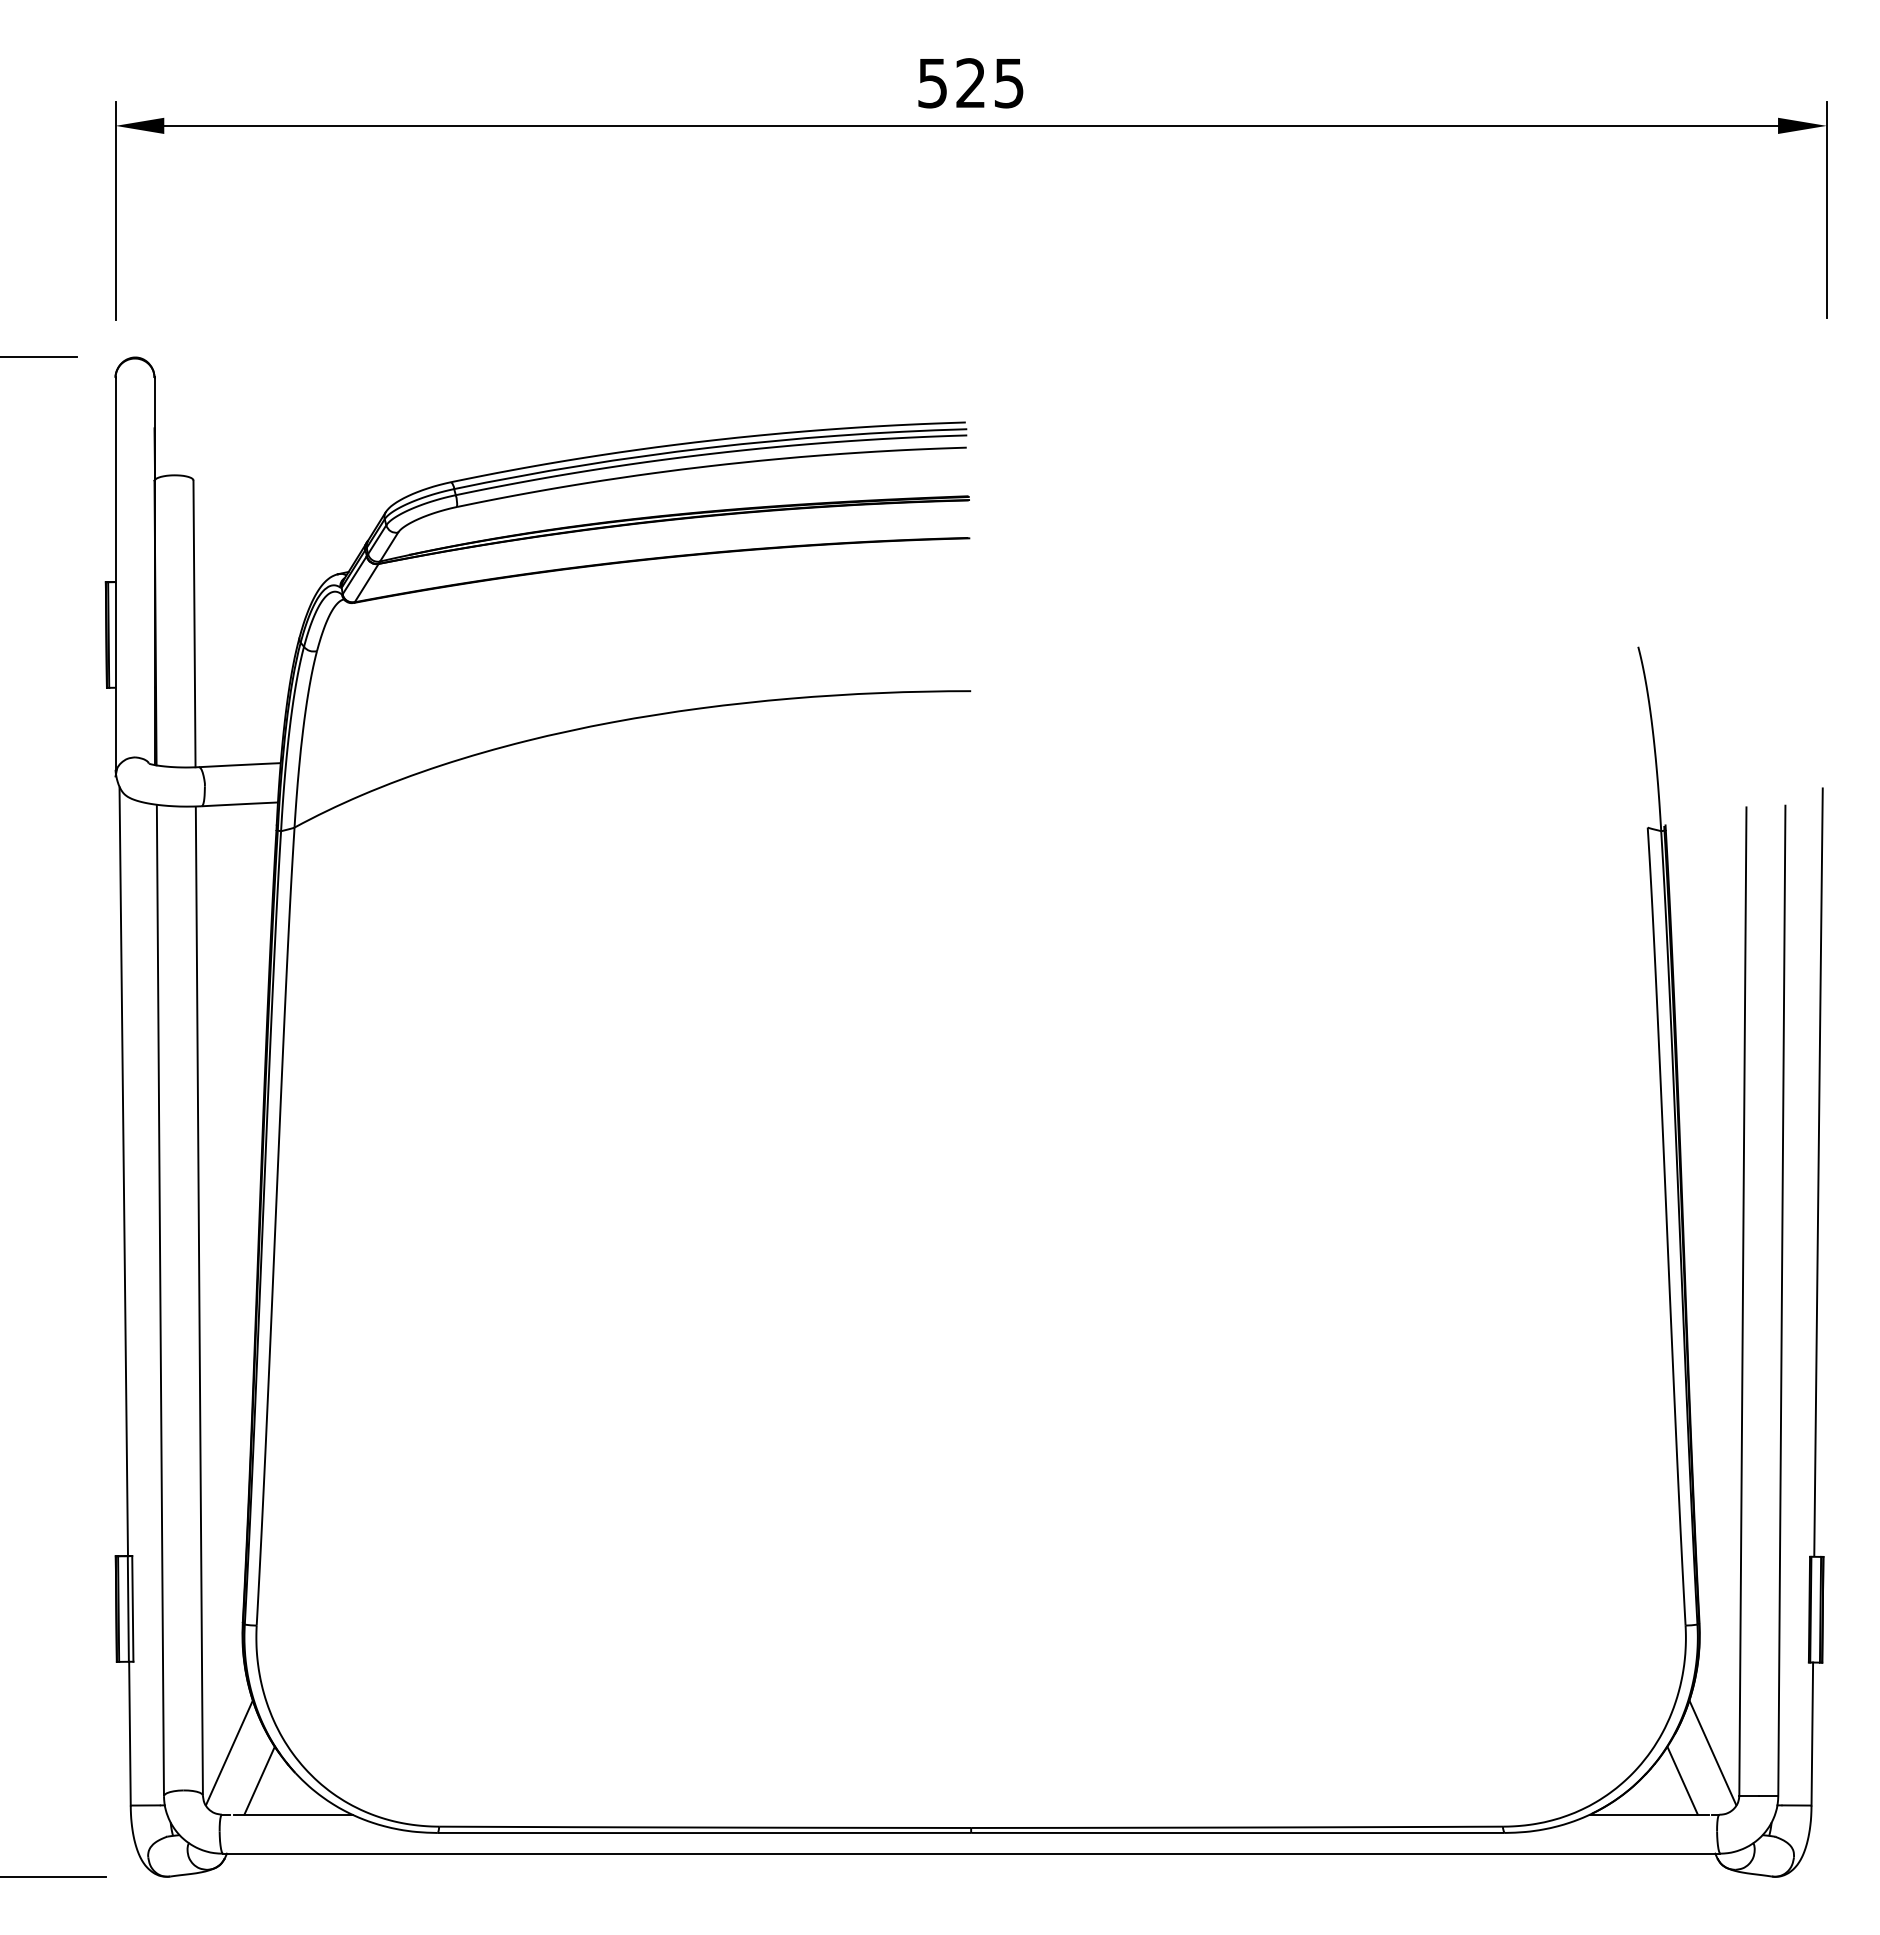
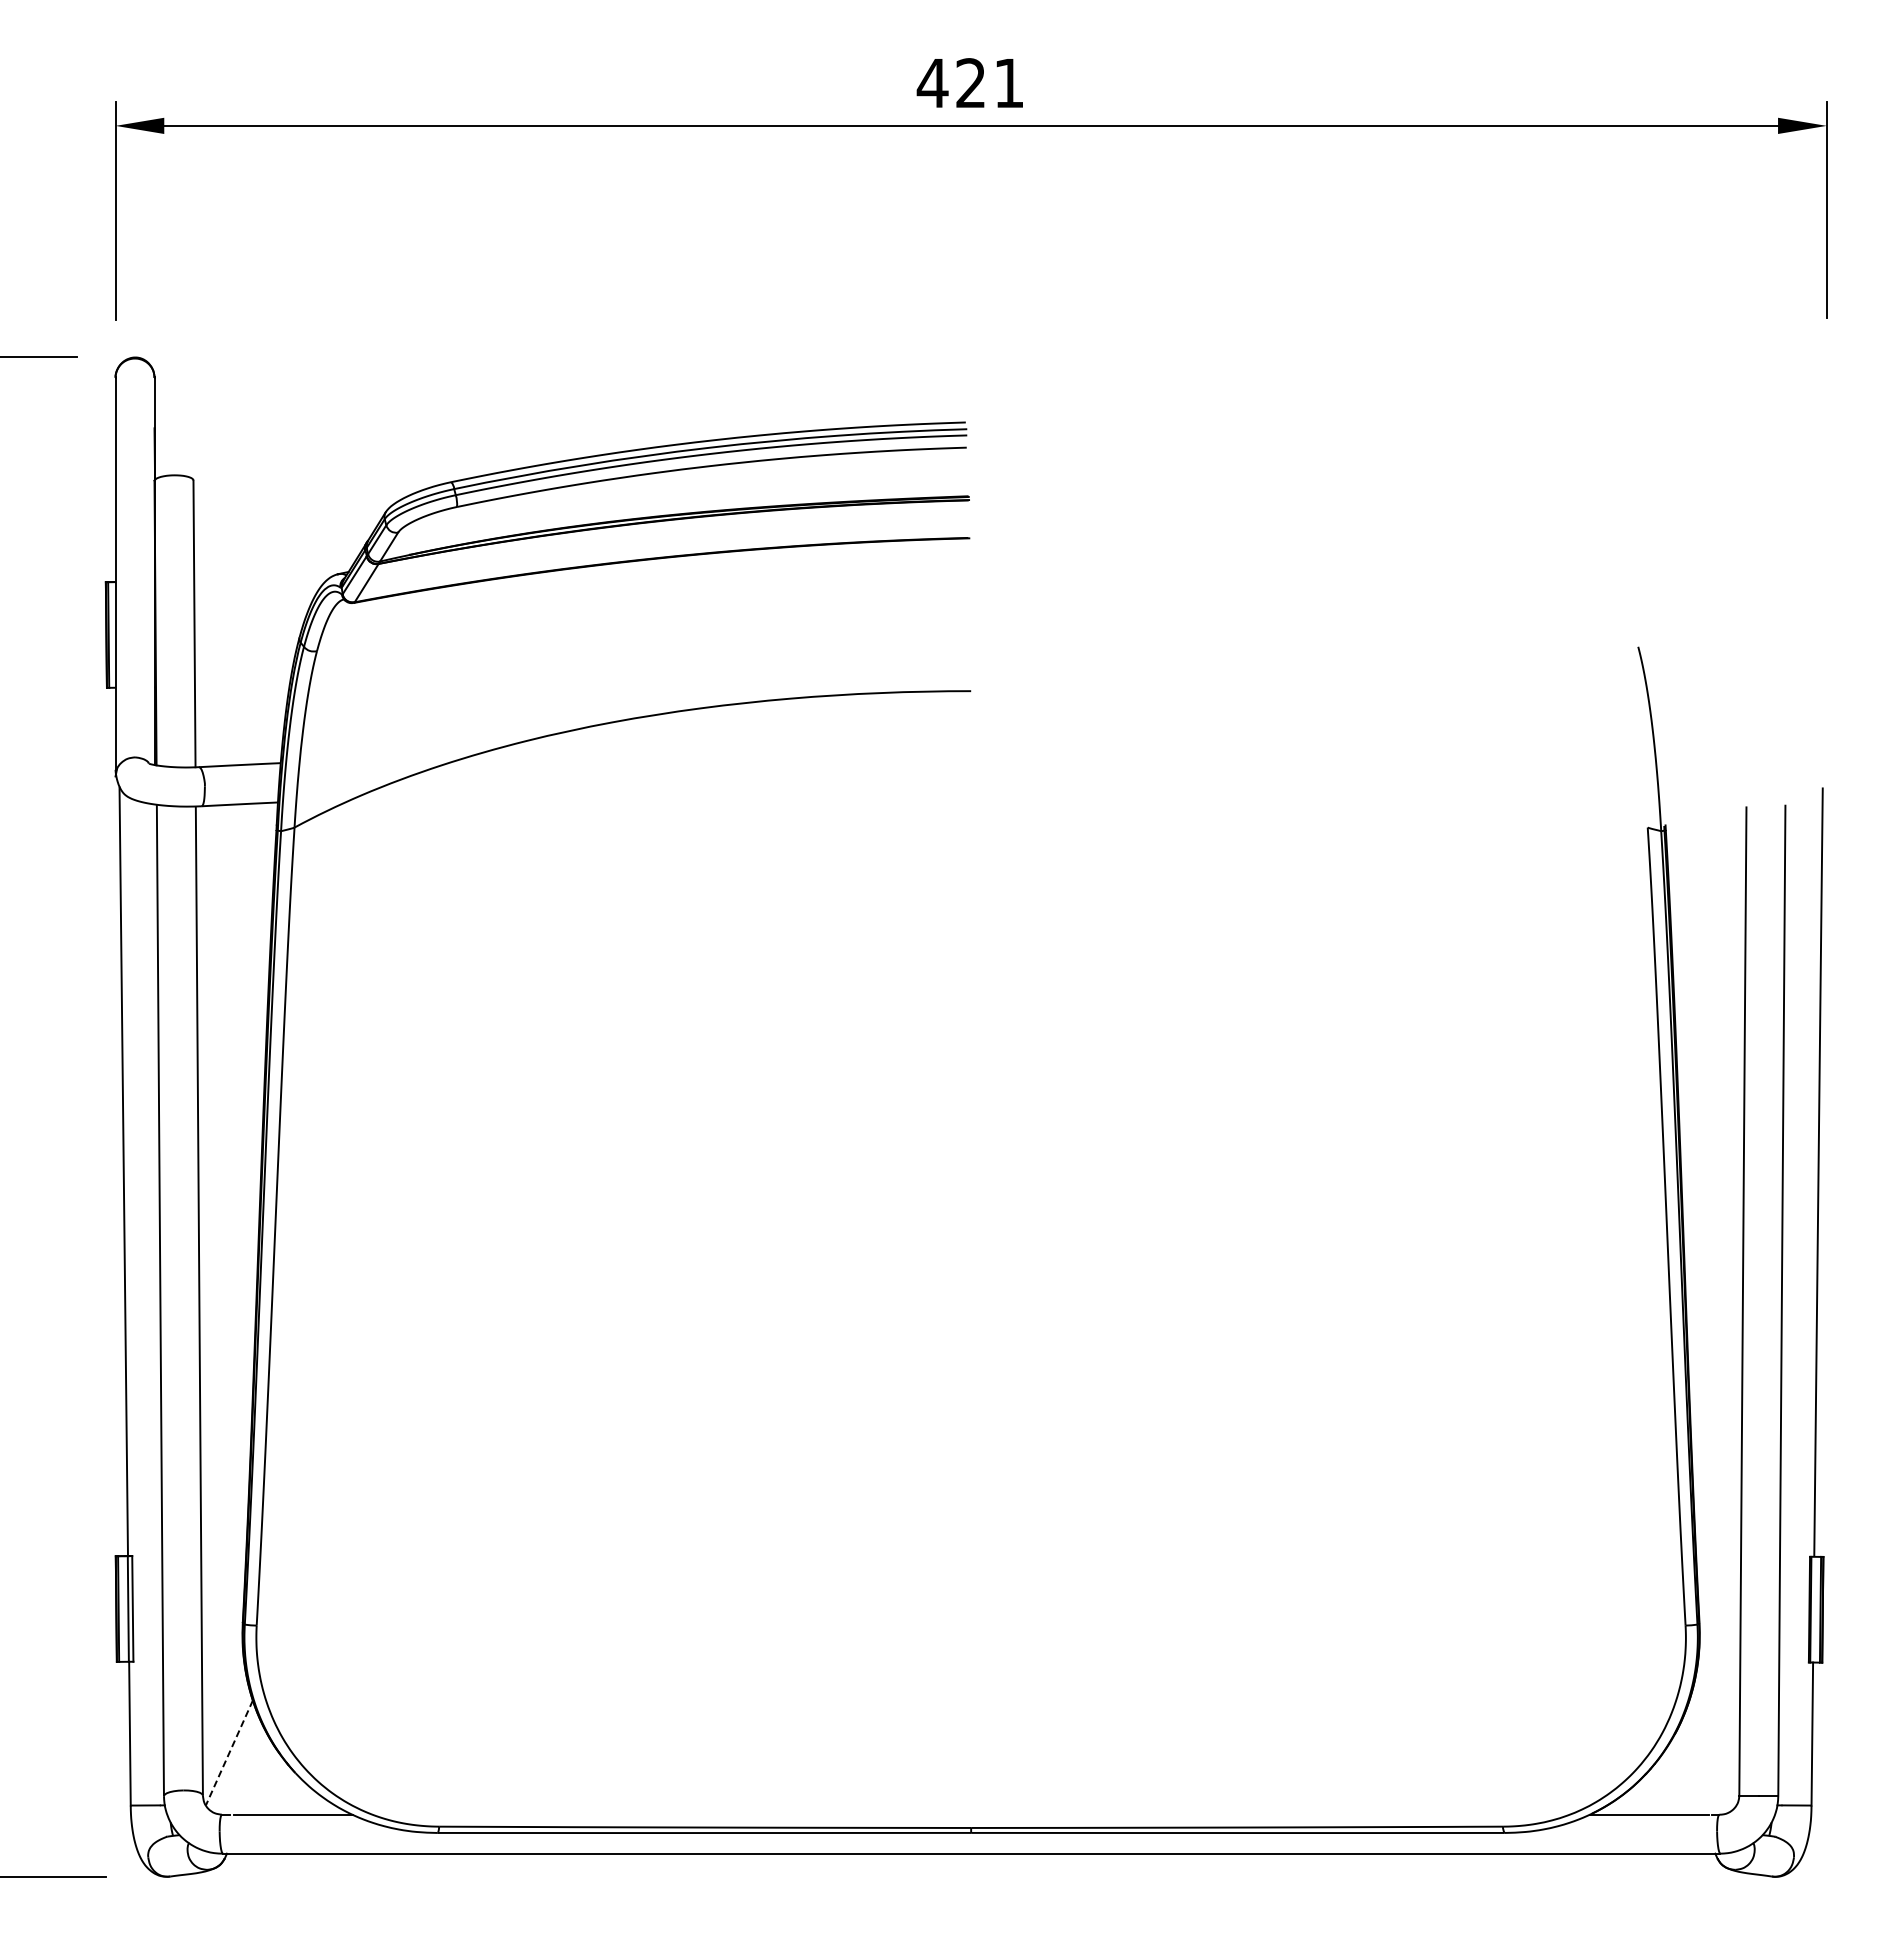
text: 525 -> 421 (969, 83)
line: present -> none (1712, 1752)
line: solid -> dashed (229, 1753)
line: present -> none (259, 1780)
line: present -> none (1682, 1780)
